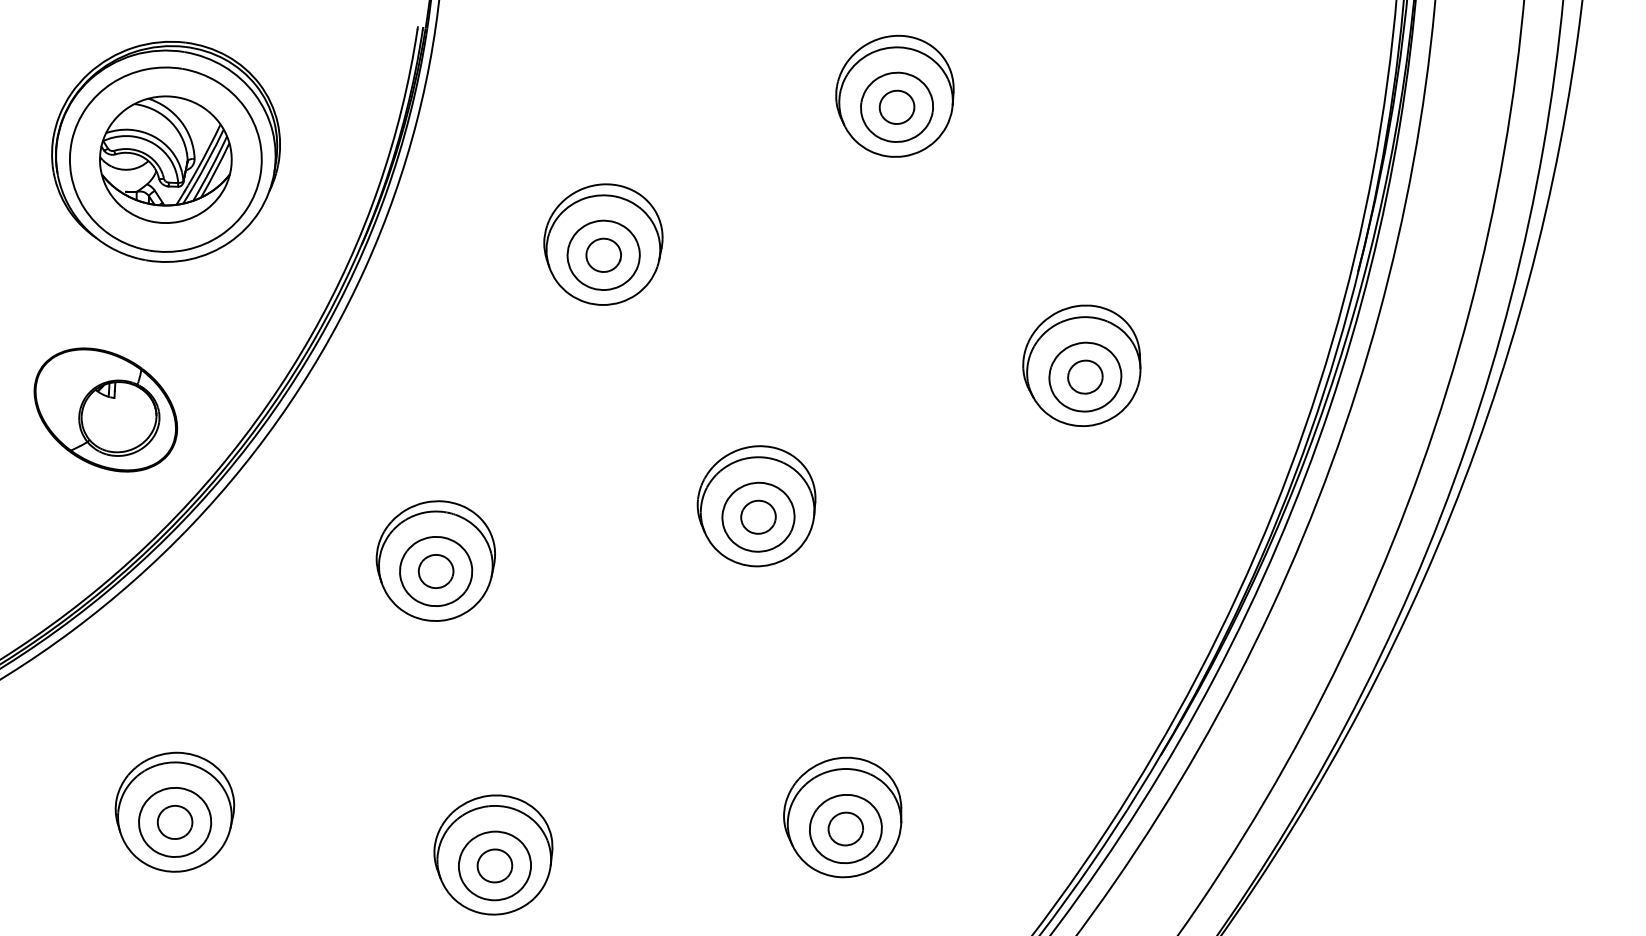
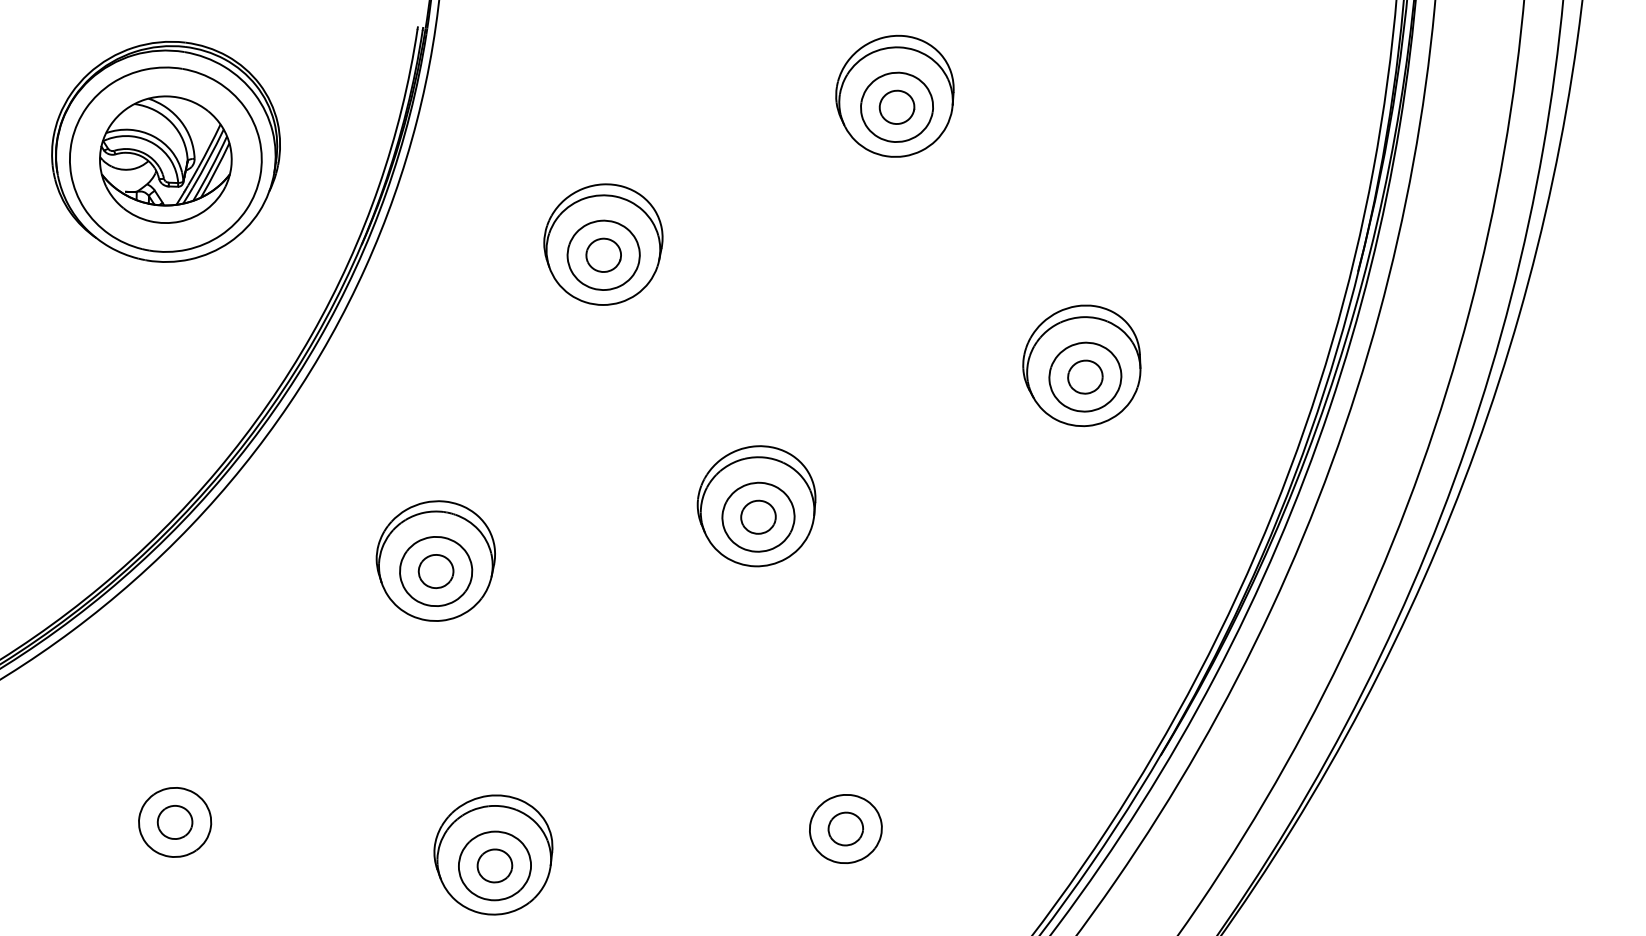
part: present -> none (105, 409)
part: present -> none (174, 811)
part: present -> none (842, 817)
